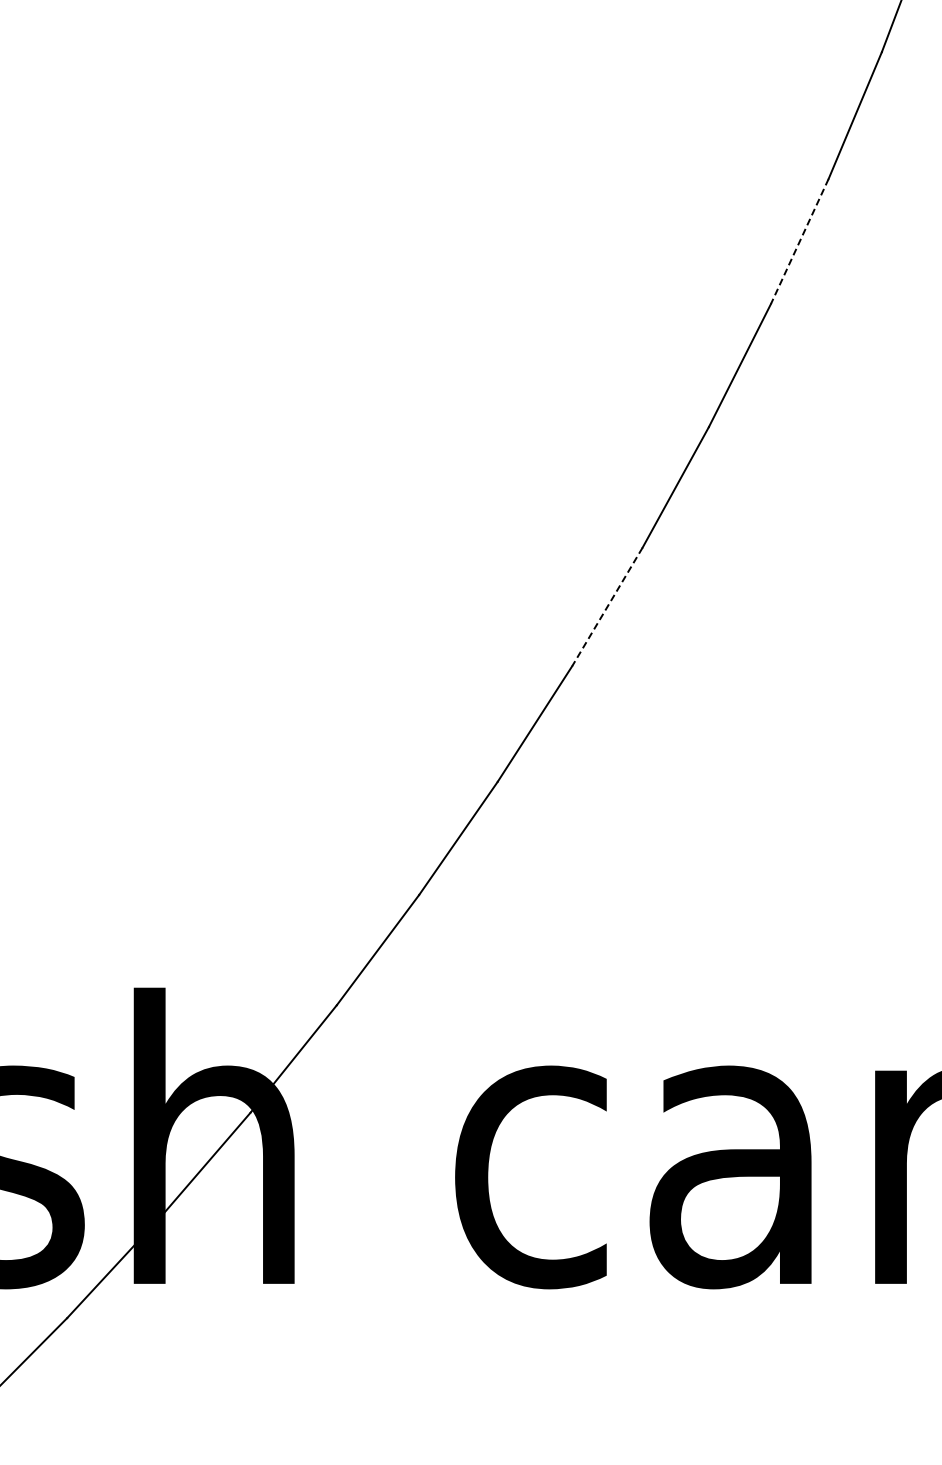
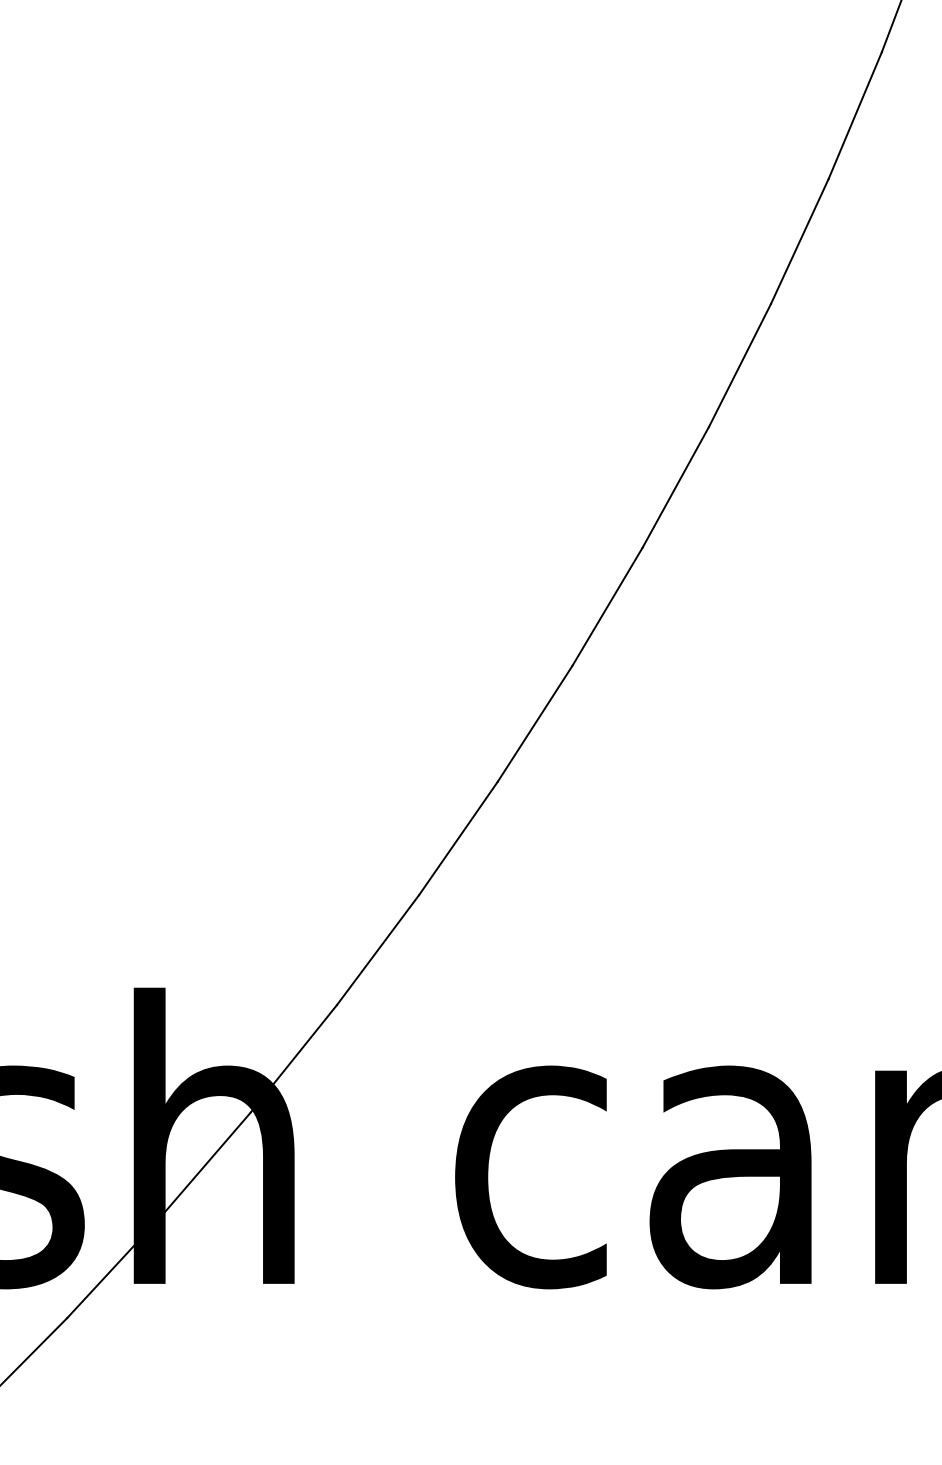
line: dashed -> solid (799, 241)
line: dashed -> solid (607, 606)
